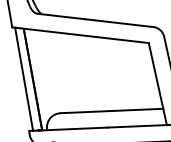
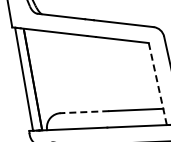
line: solid -> dashed (157, 84)
line: solid -> dashed (86, 112)
